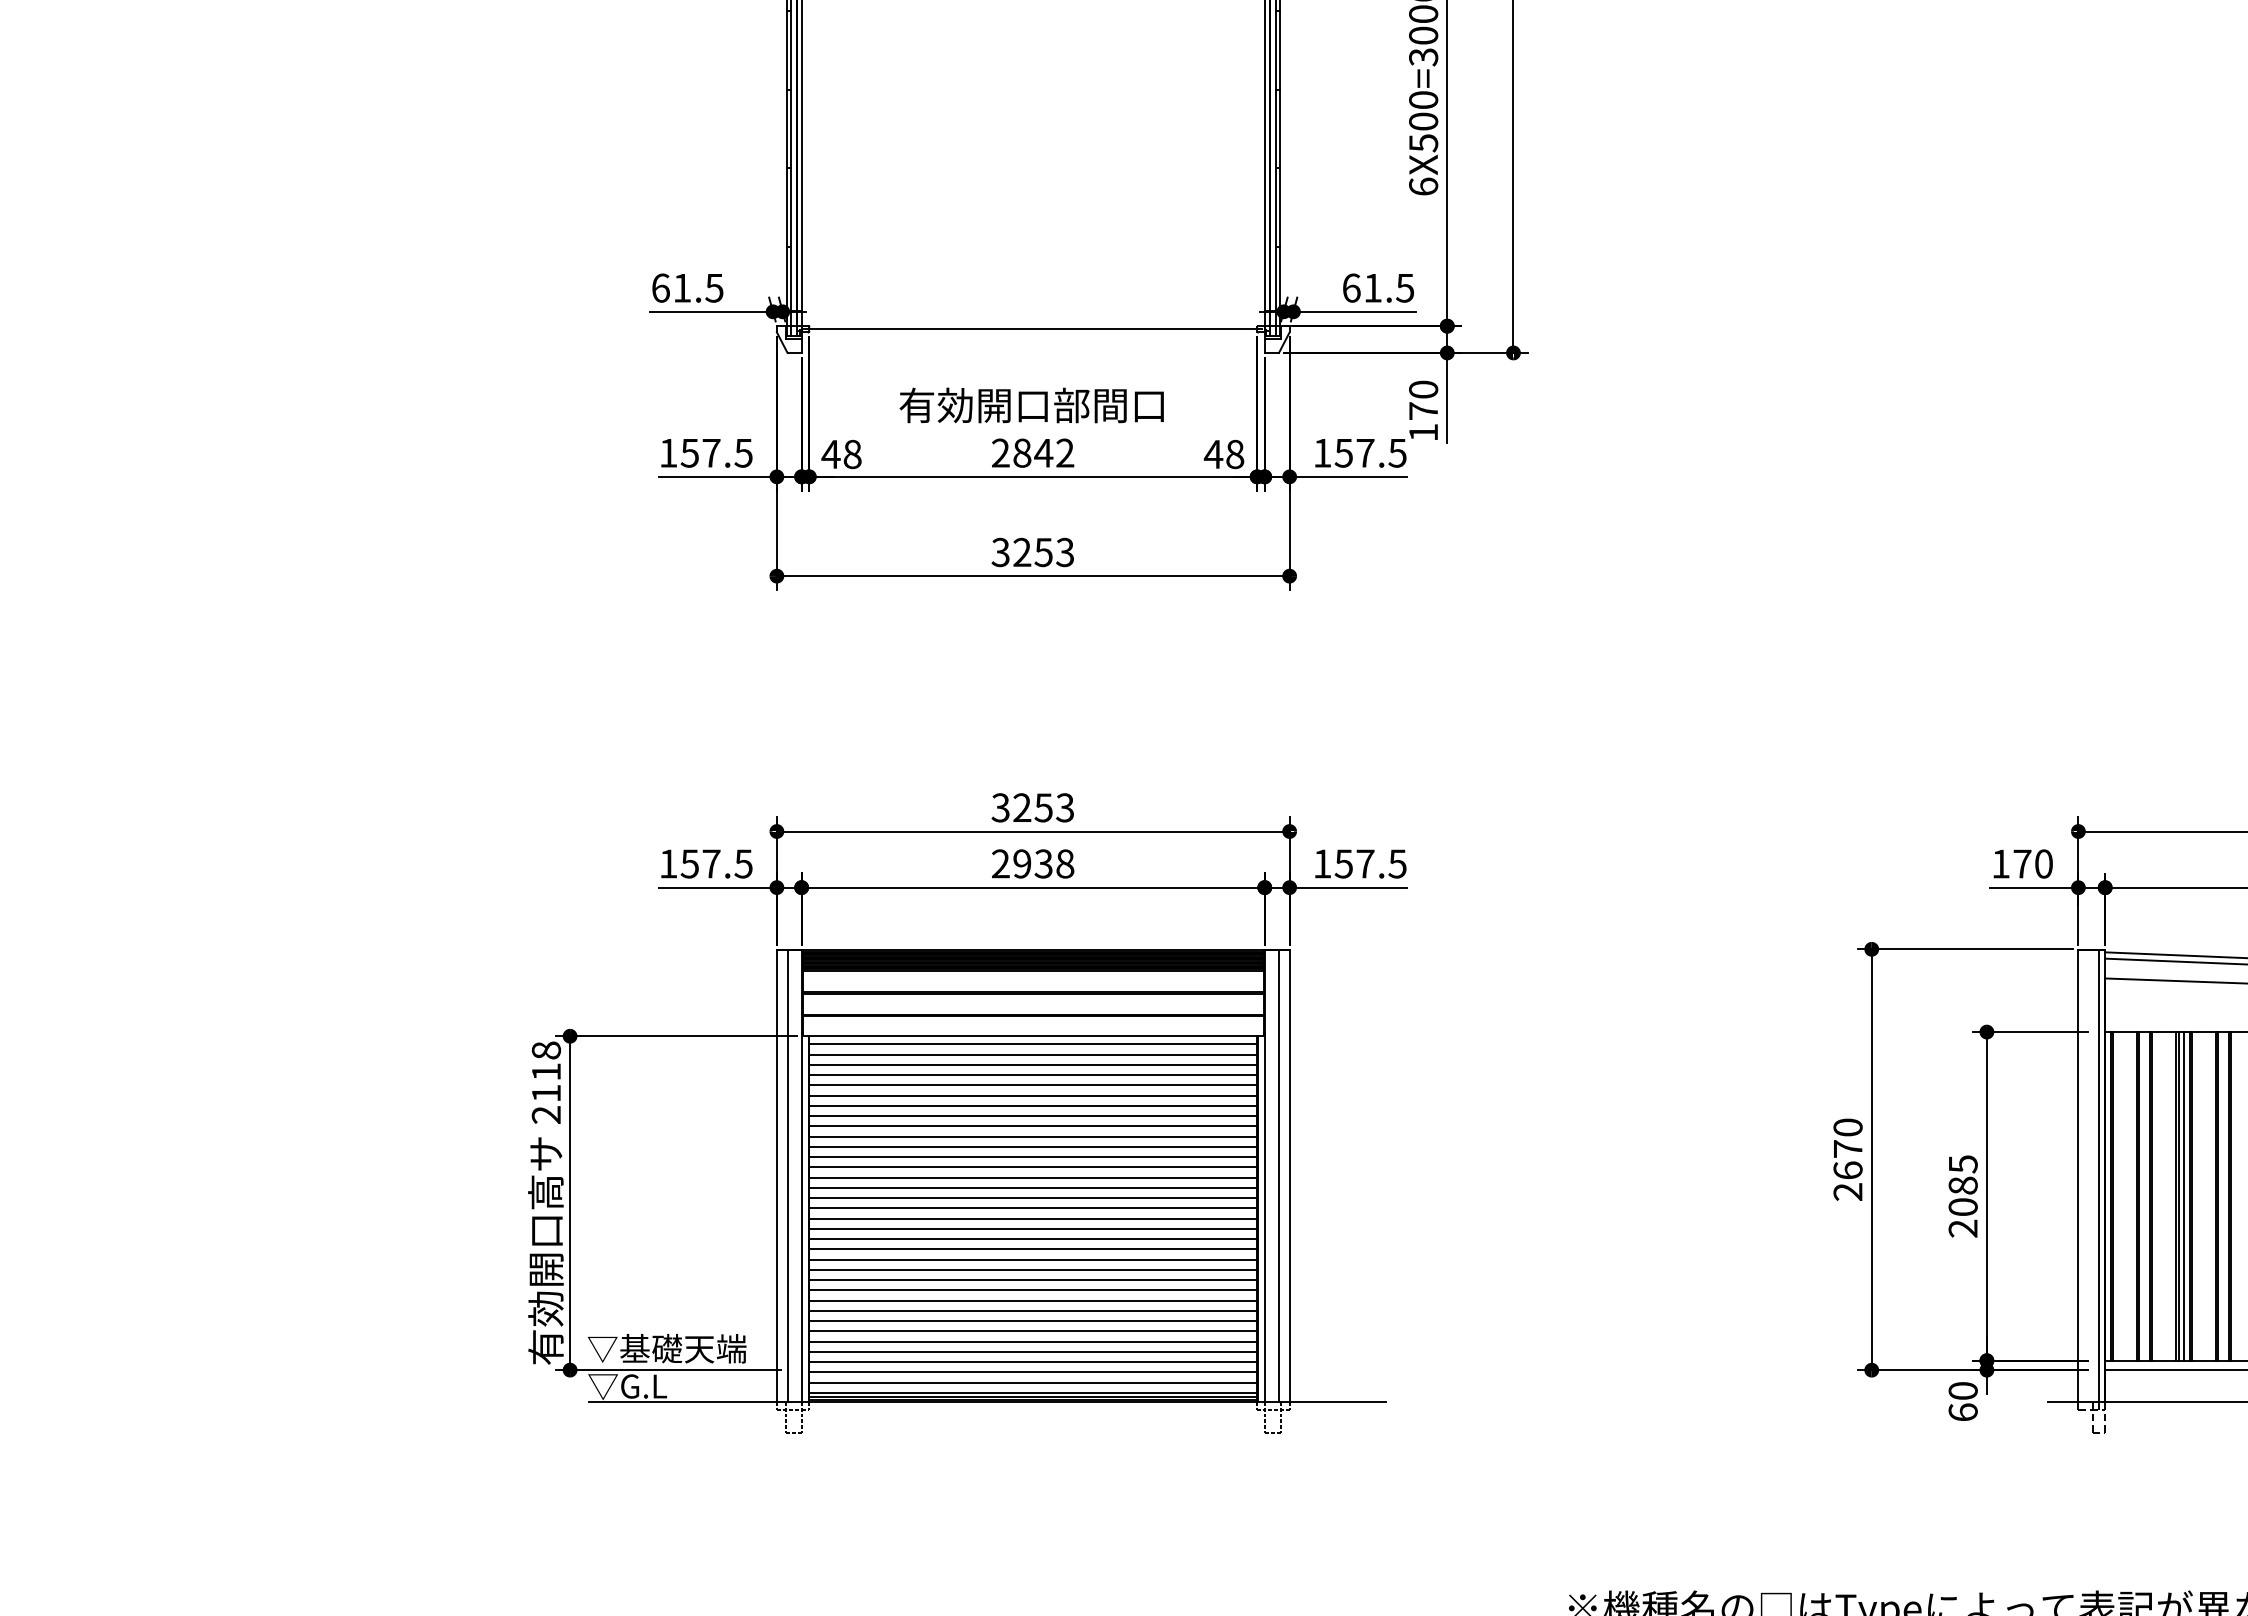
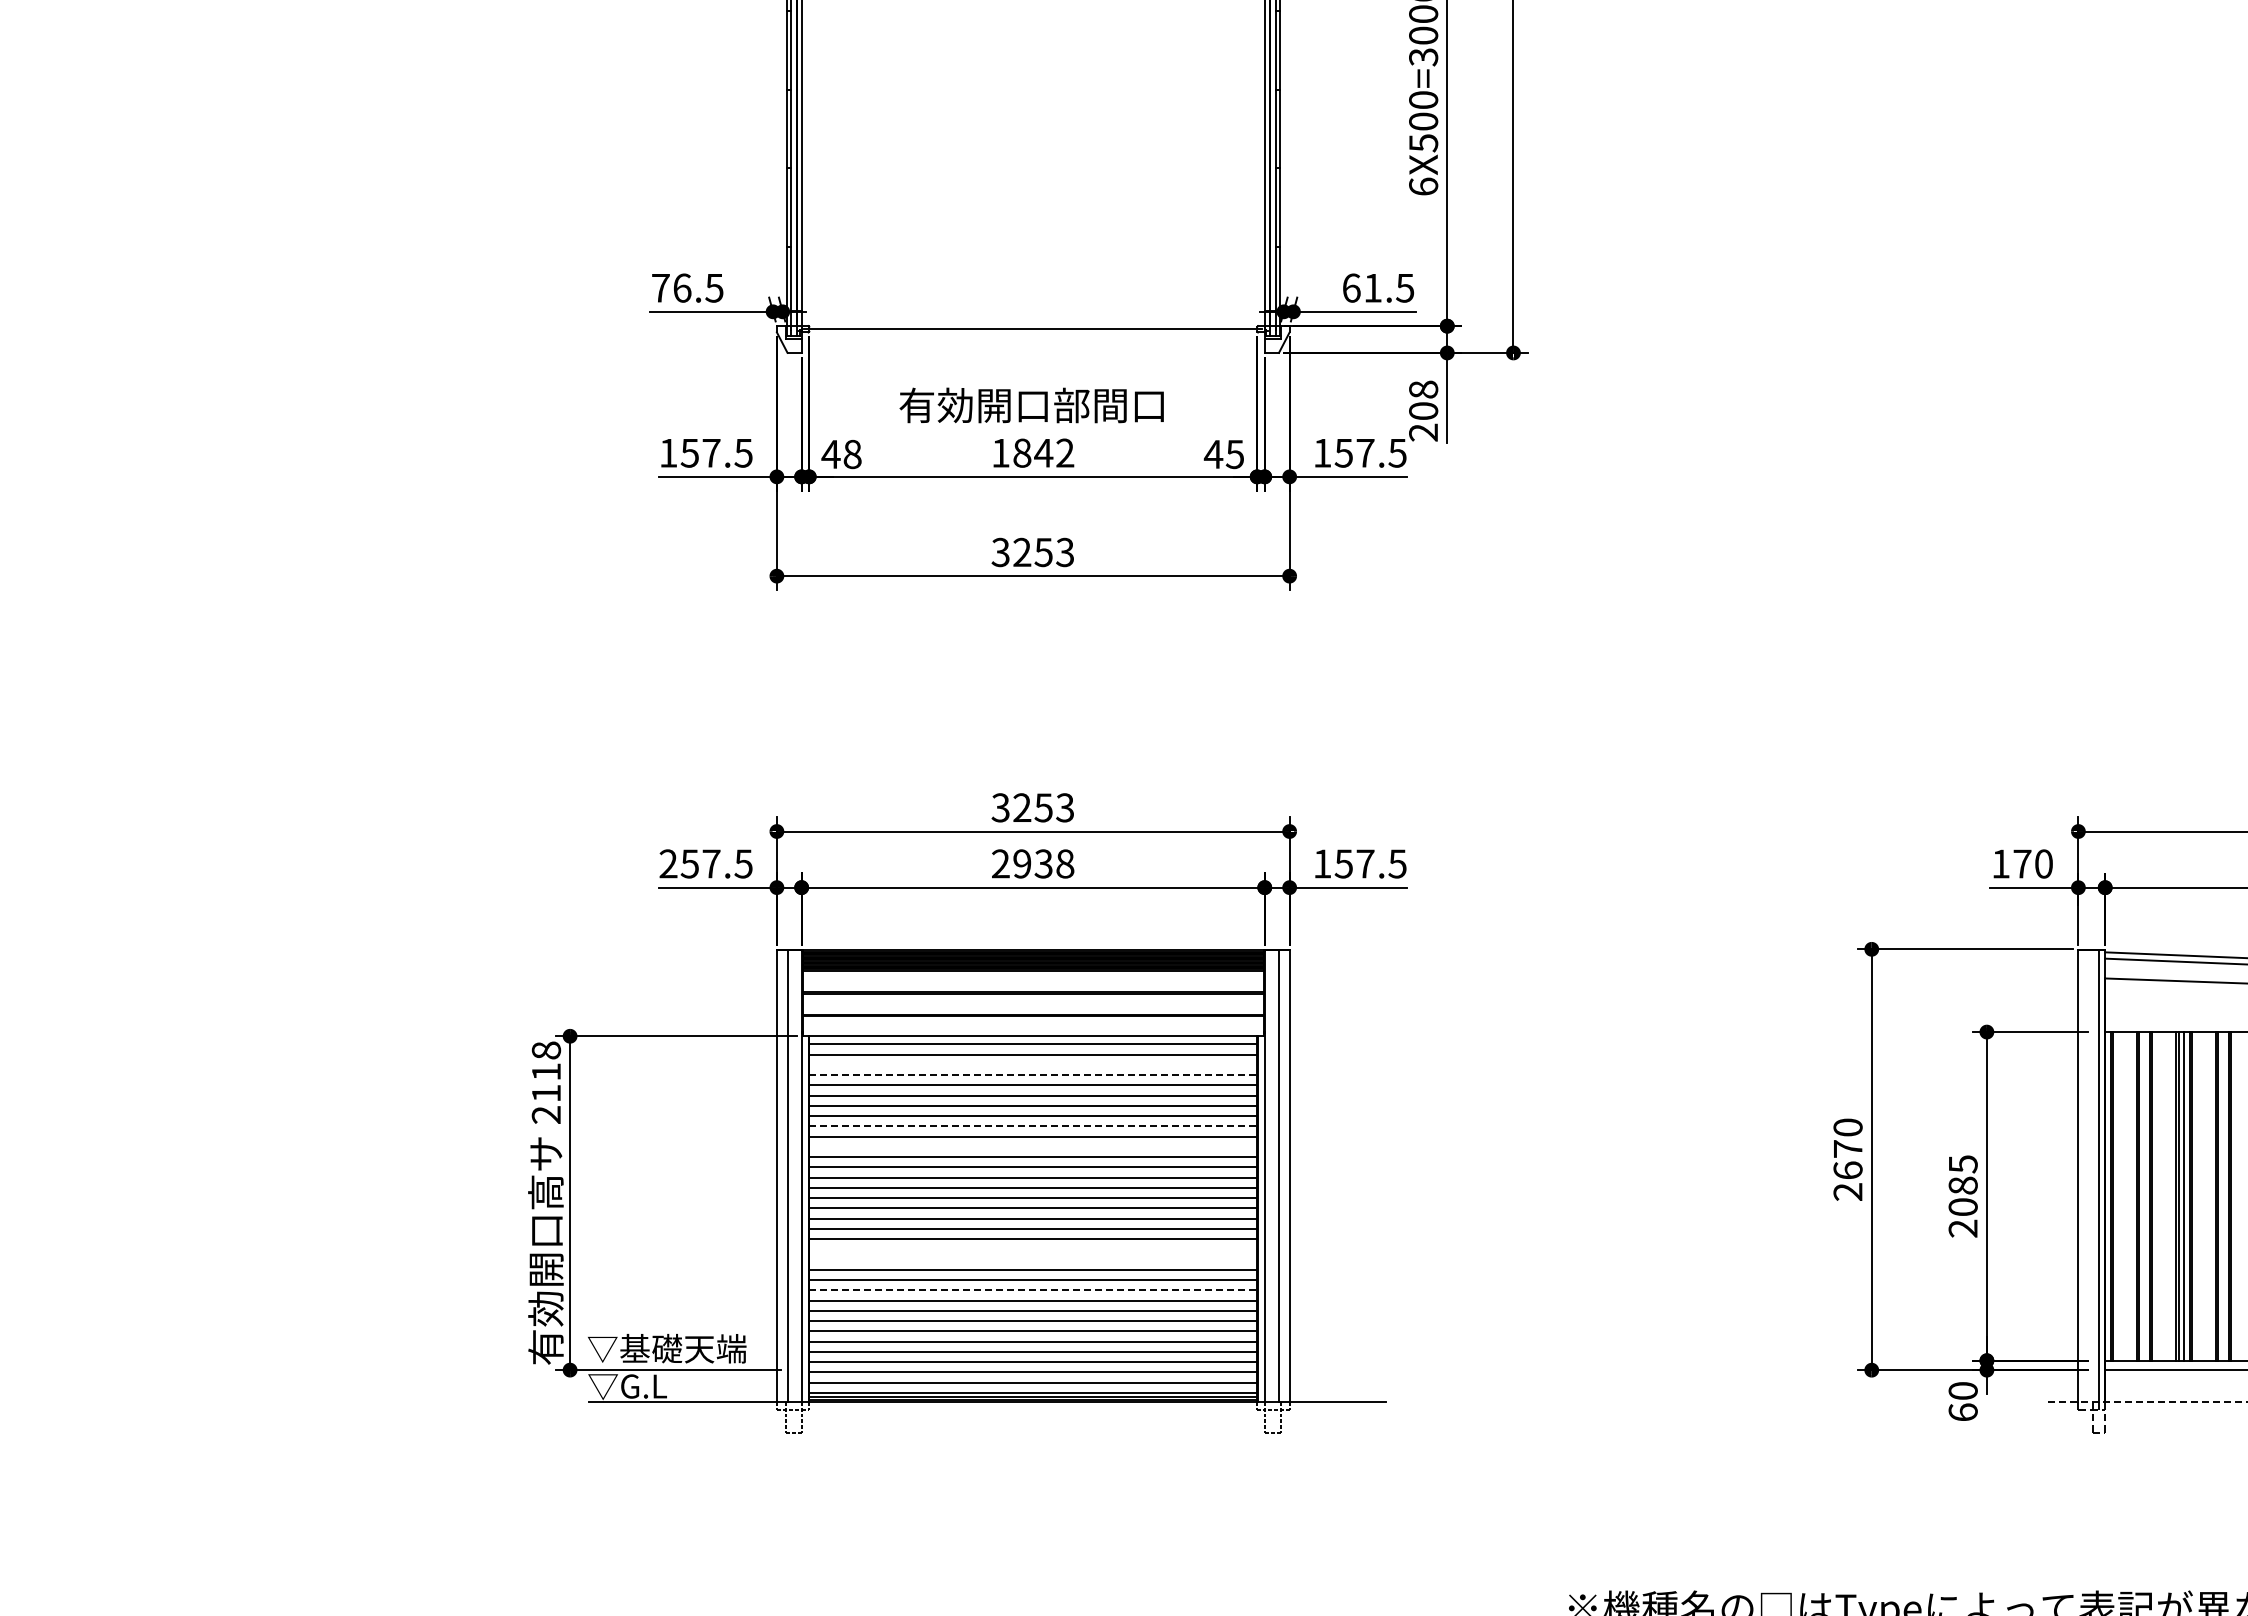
text: 61.5 -> 76.5 (671, 287)
text: 170 -> 208 (1423, 410)
text: 2842 -> 1842 (1000, 452)
text: 48 -> 45 (1234, 453)
text: 157.5 -> 257.5 (668, 863)
line: present -> none (1033, 1064)
line: solid -> dashed (1033, 1075)
line: solid -> dashed (1033, 1126)
line: present -> none (1033, 1146)
line: present -> none (1033, 1249)
line: present -> none (1033, 1259)
line: solid -> dashed (1033, 1290)
line: solid -> dashed (2147, 1401)
